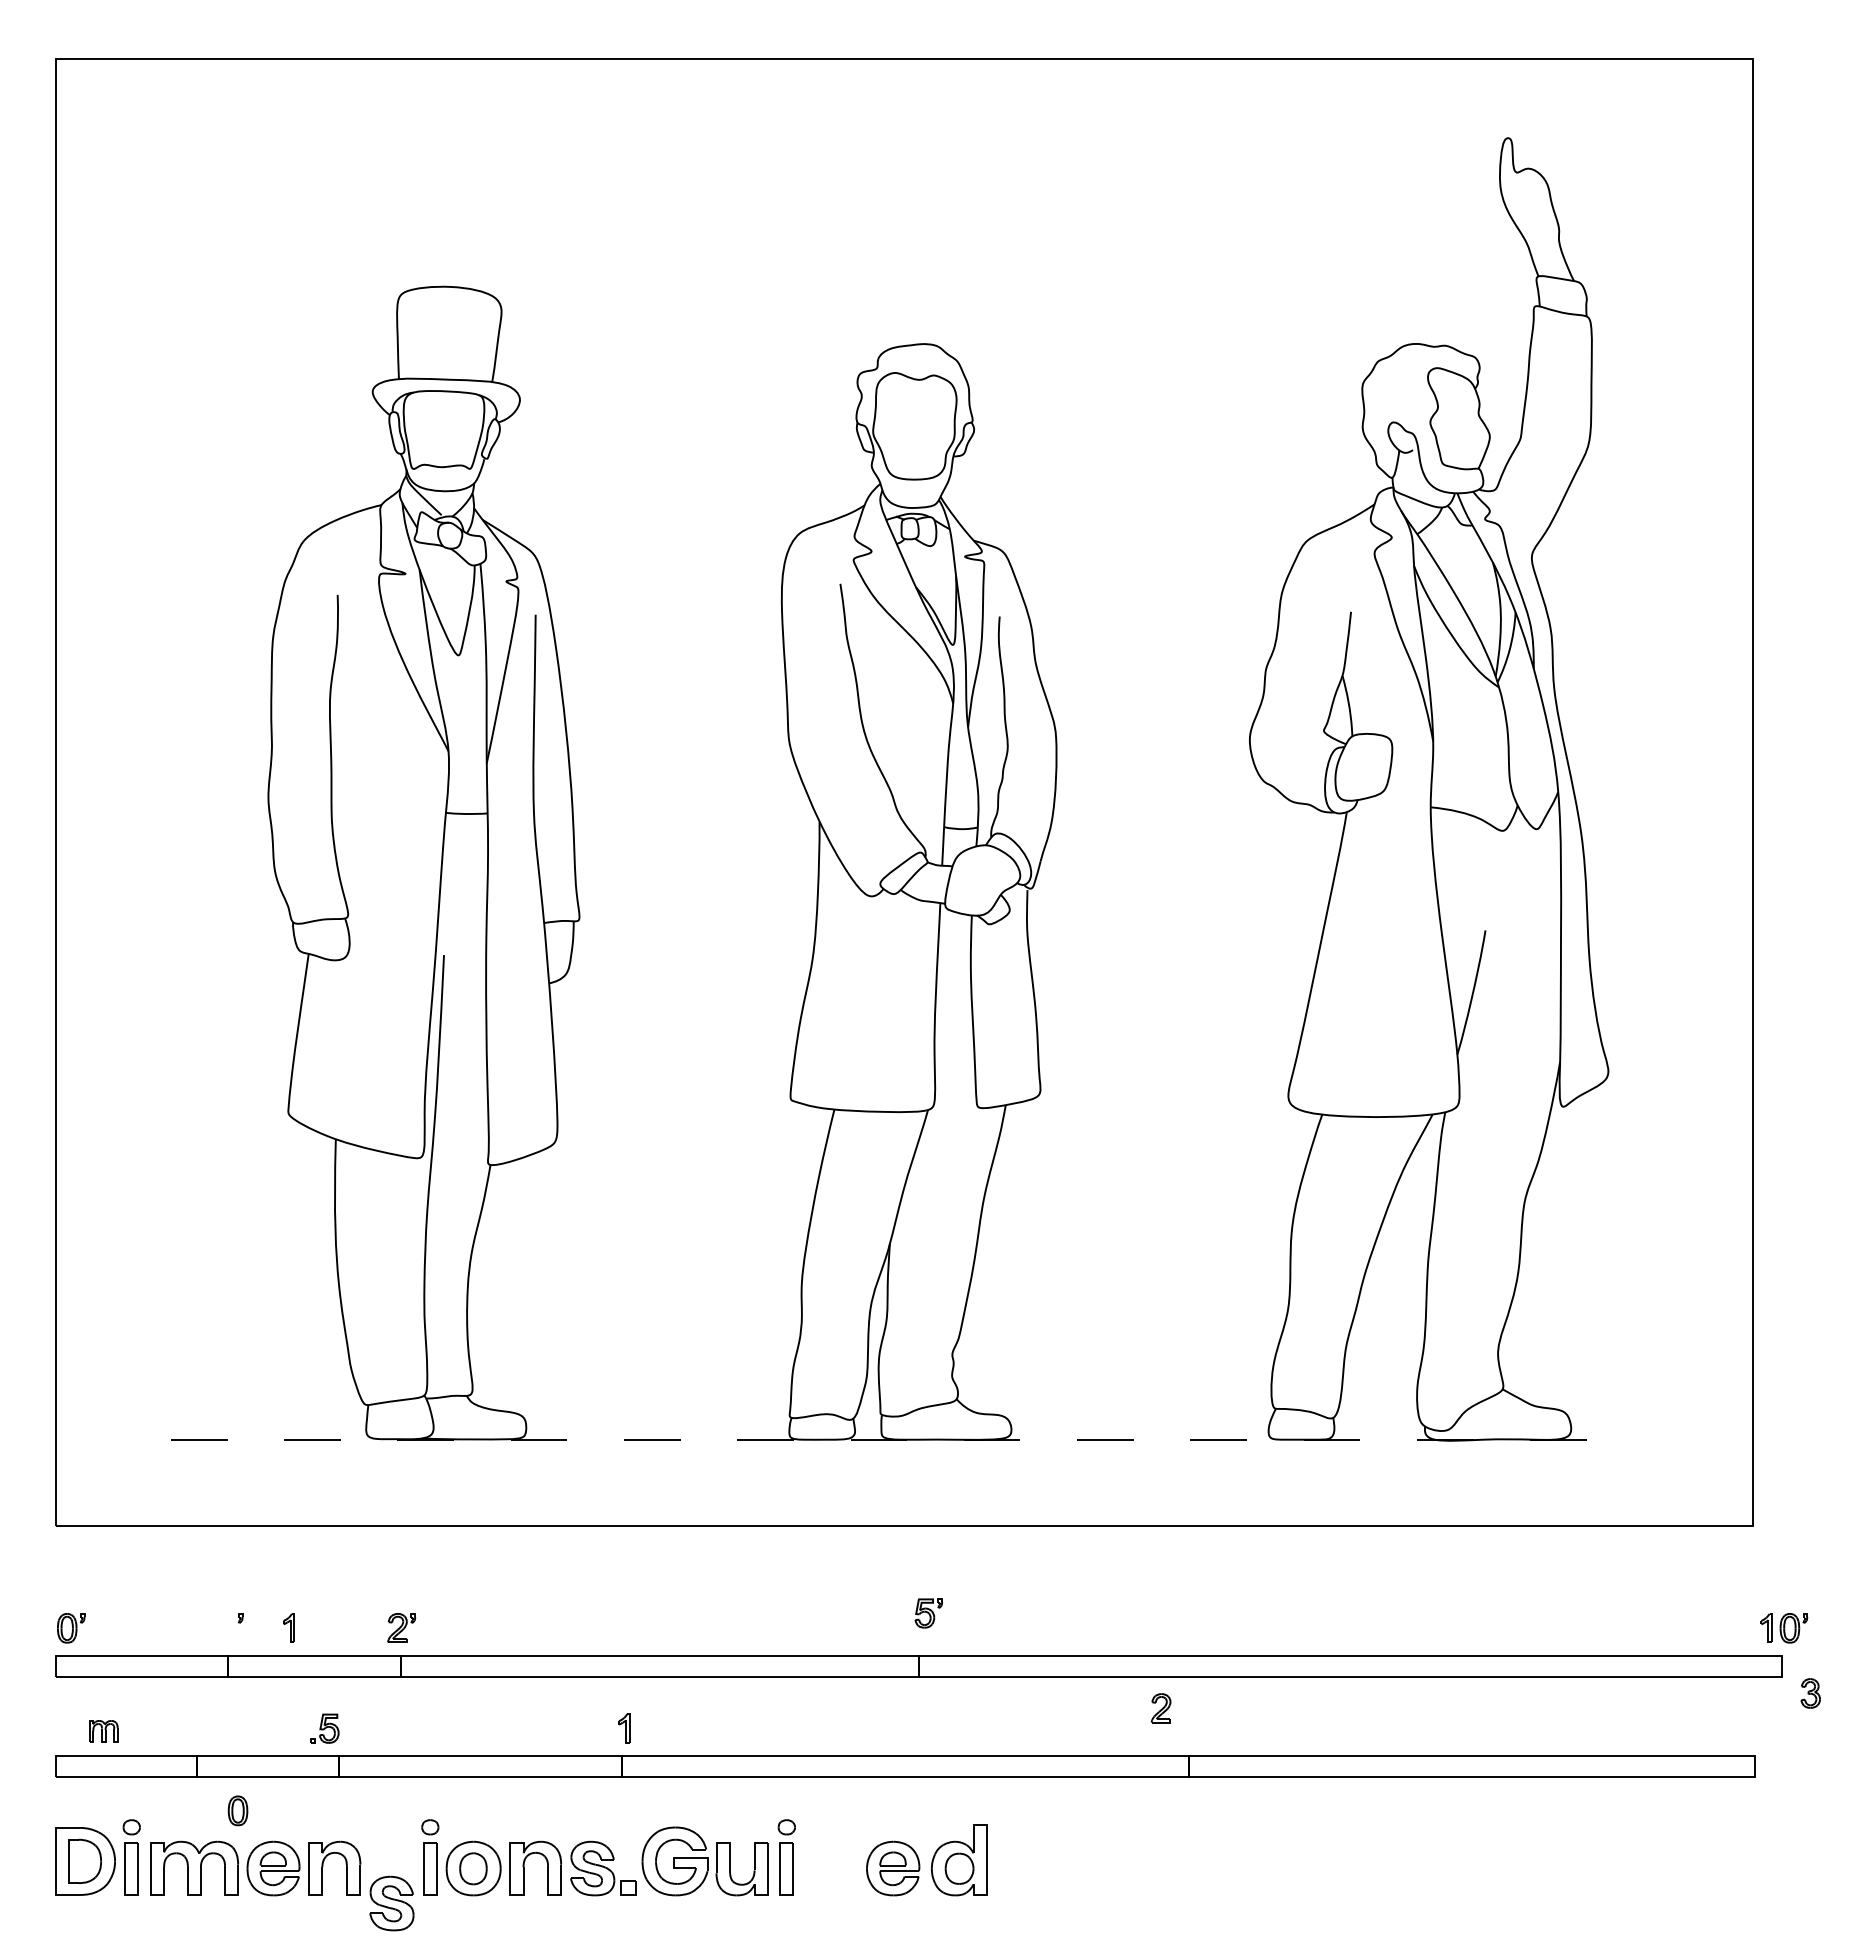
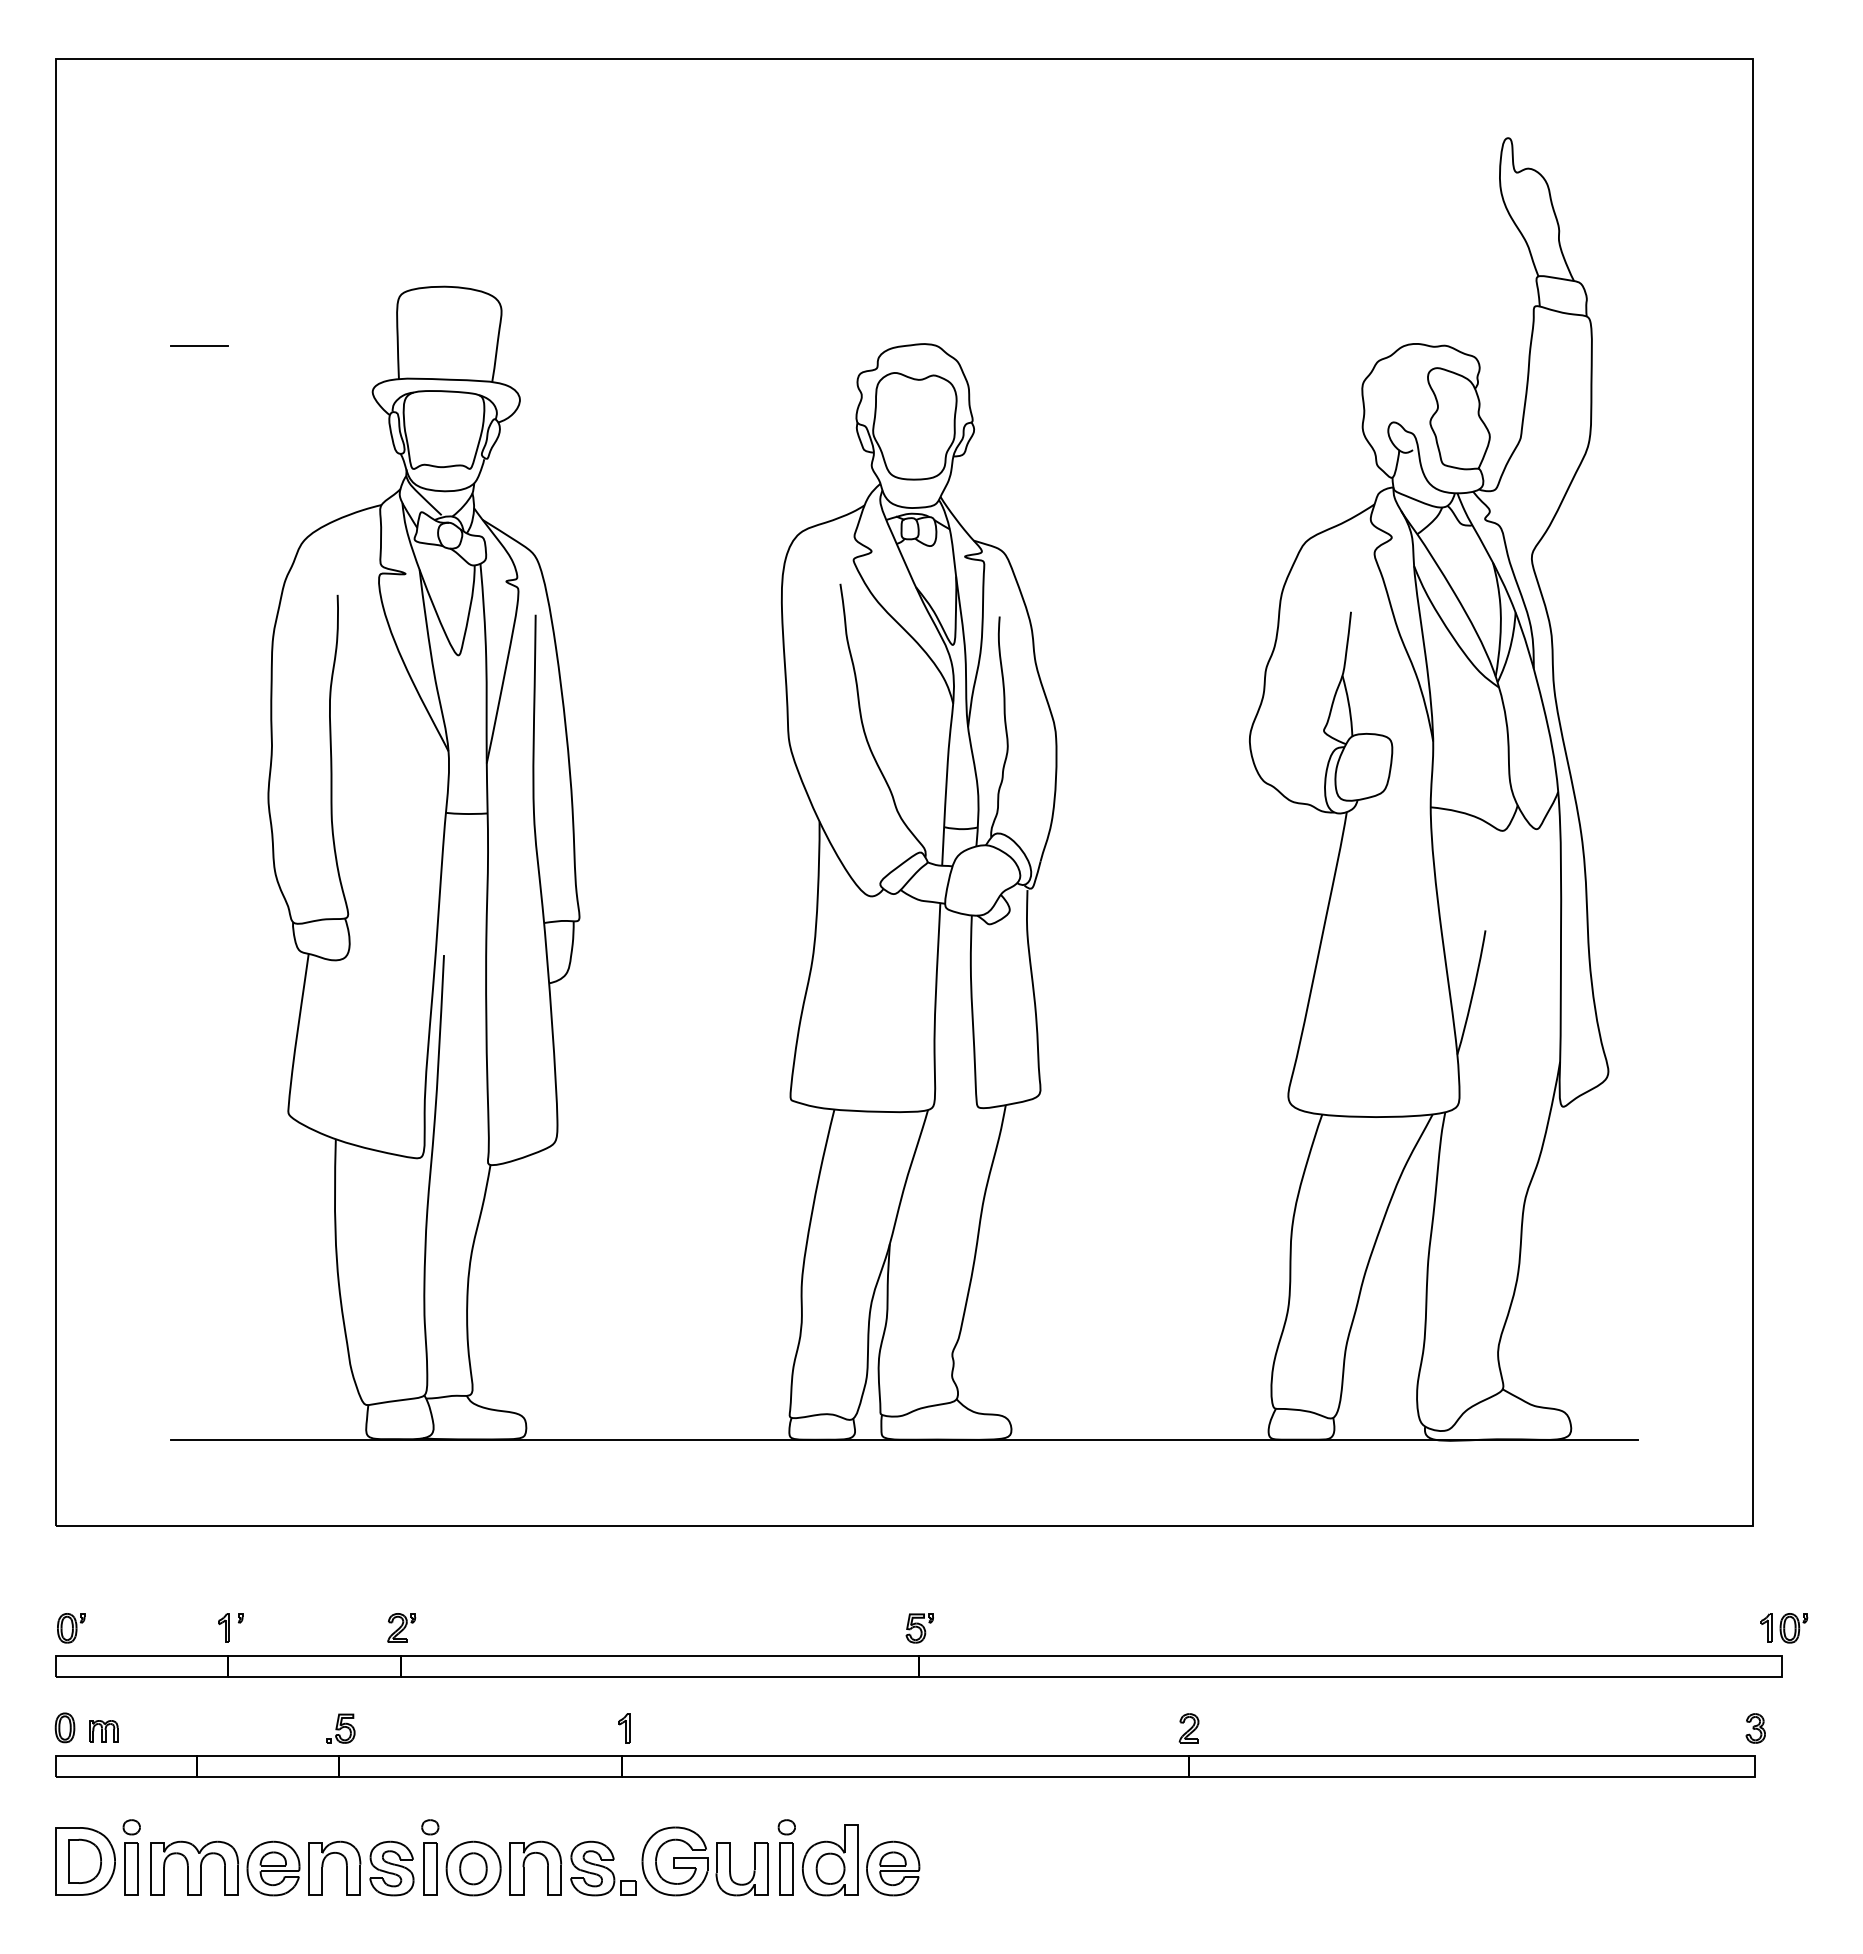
line: none -> present (199, 346)
line: dashed -> solid (904, 1439)
part position: (928, 1613) -> (919, 1628) (919, 1628)
part position: (288, 1627) -> (223, 1627) (223, 1627)
part position: (1810, 1693) -> (1755, 1728) (1755, 1728)
part position: (1160, 1708) -> (1188, 1728) (1188, 1728)
part position: (324, 1728) -> (340, 1728) (340, 1728)
part position: (237, 1810) -> (64, 1727) (64, 1727)
part position: (959, 1860) -> (830, 1860) (830, 1860)
part position: (391, 1903) -> (391, 1868) (391, 1868)
